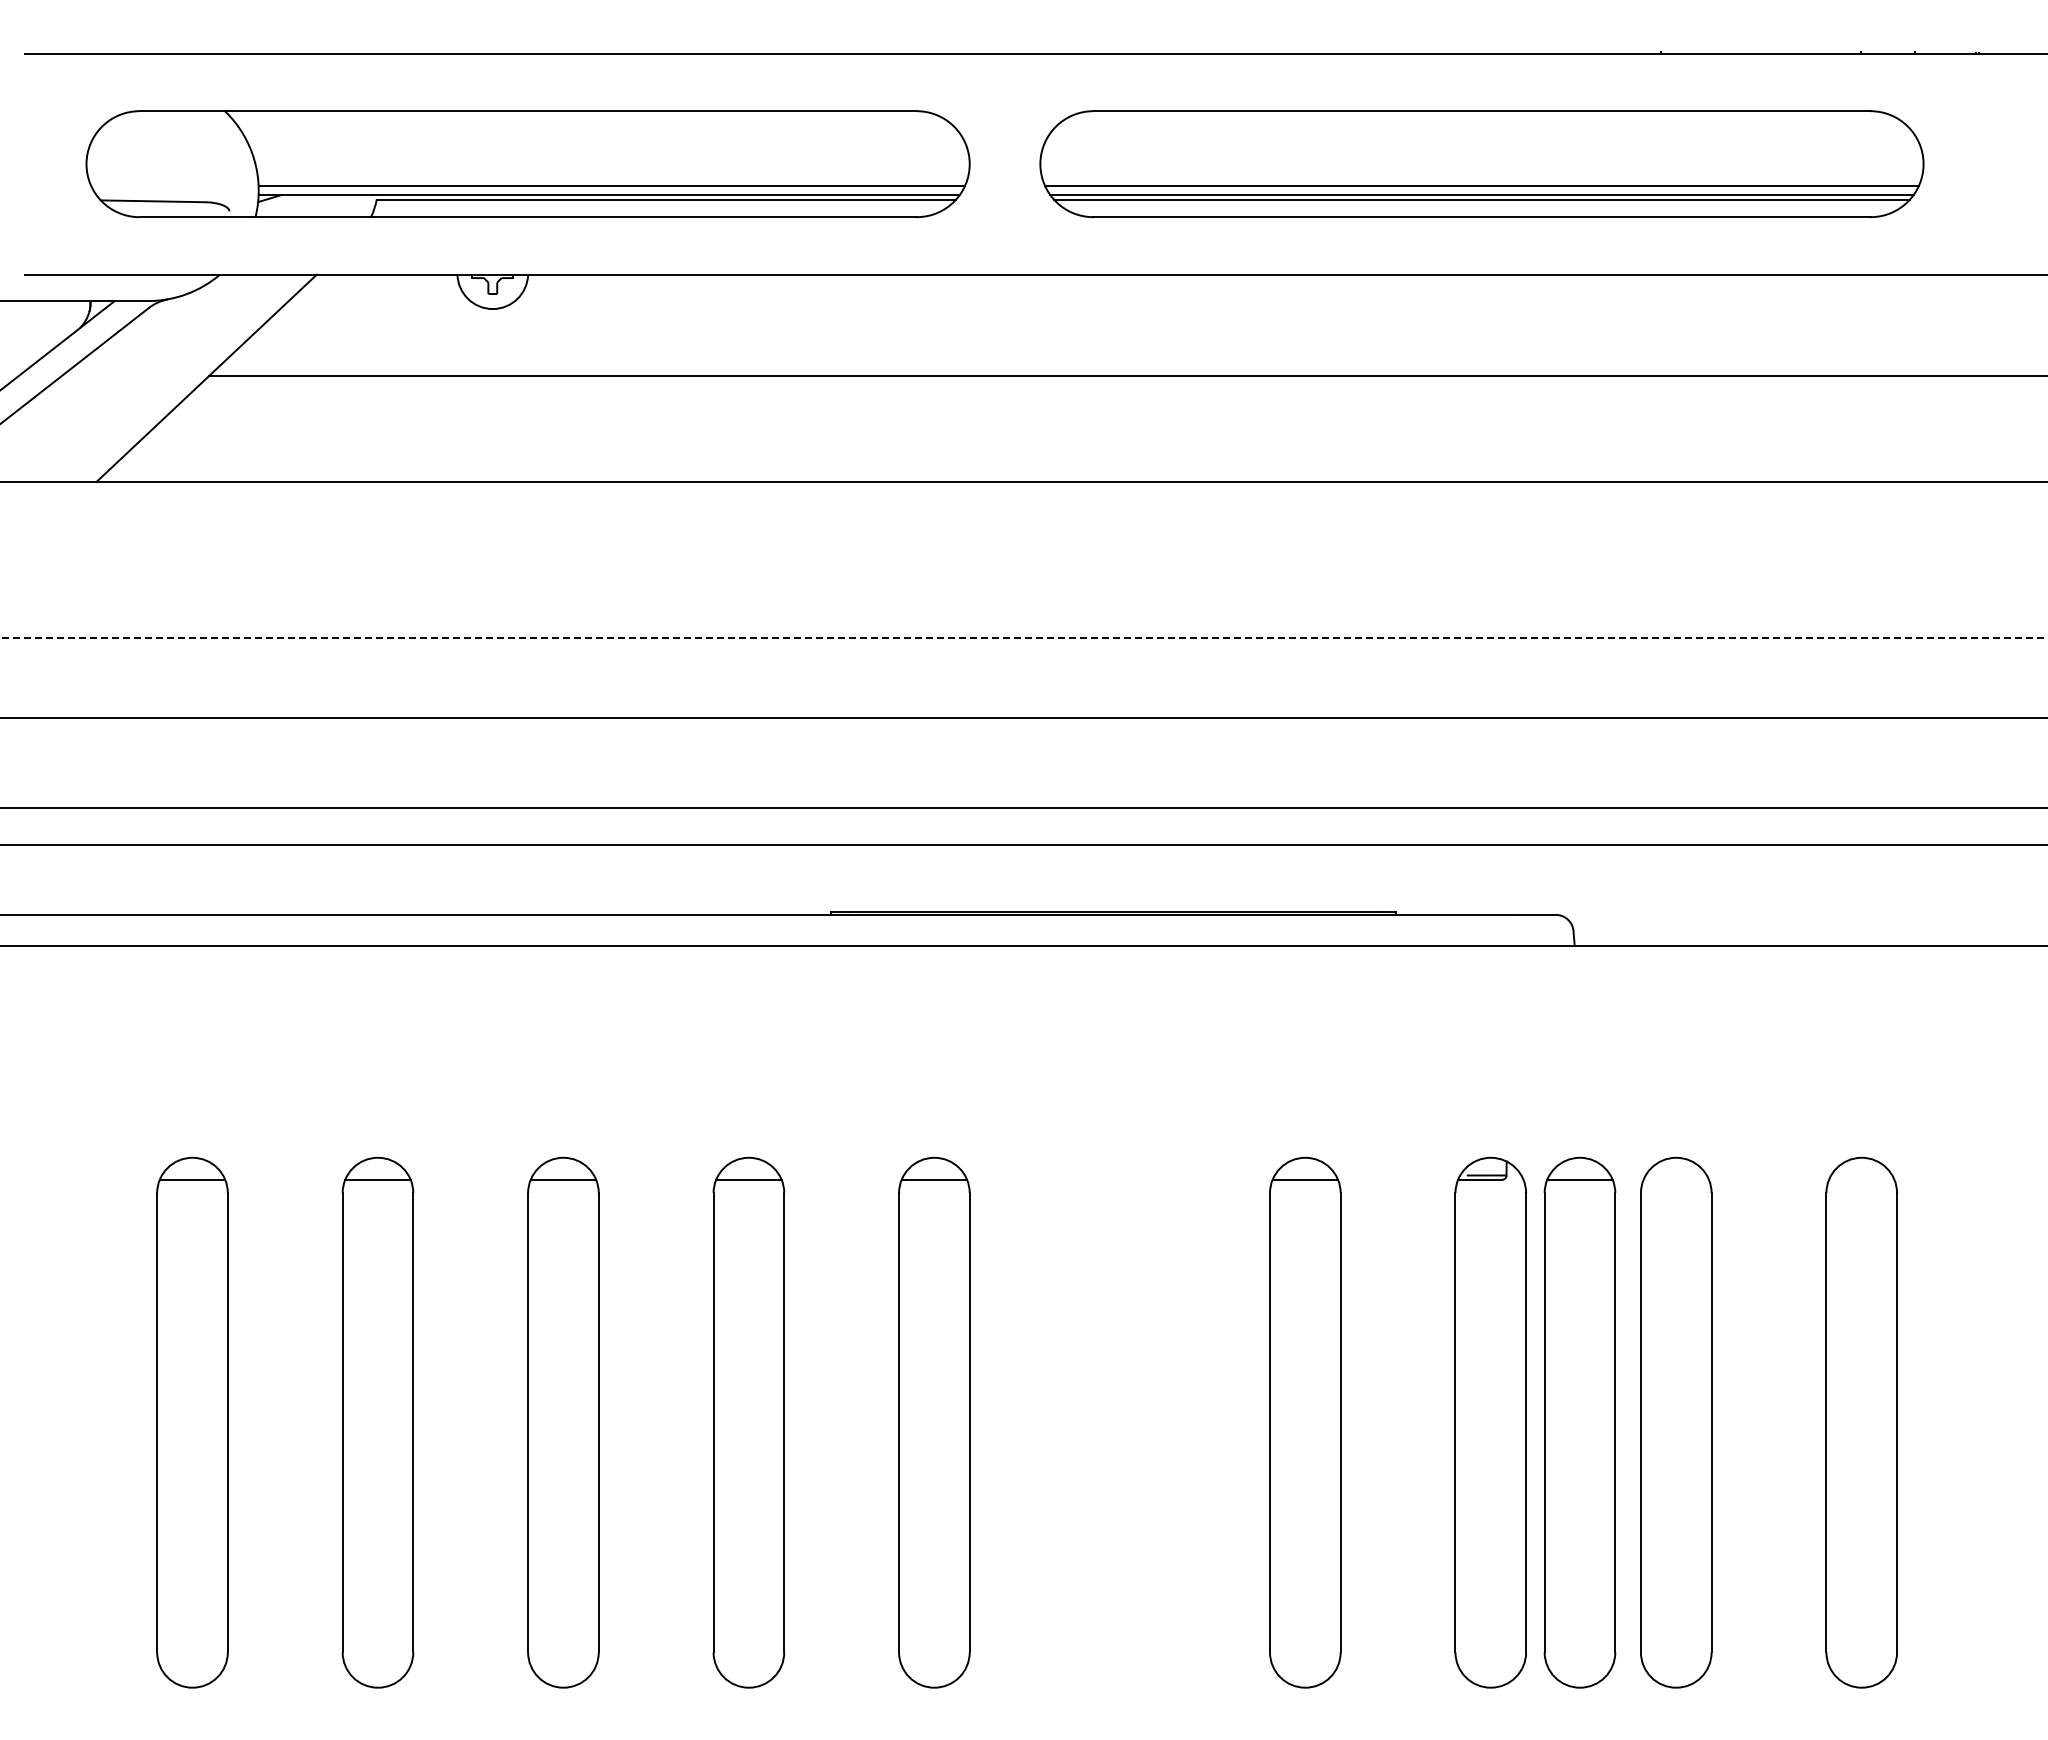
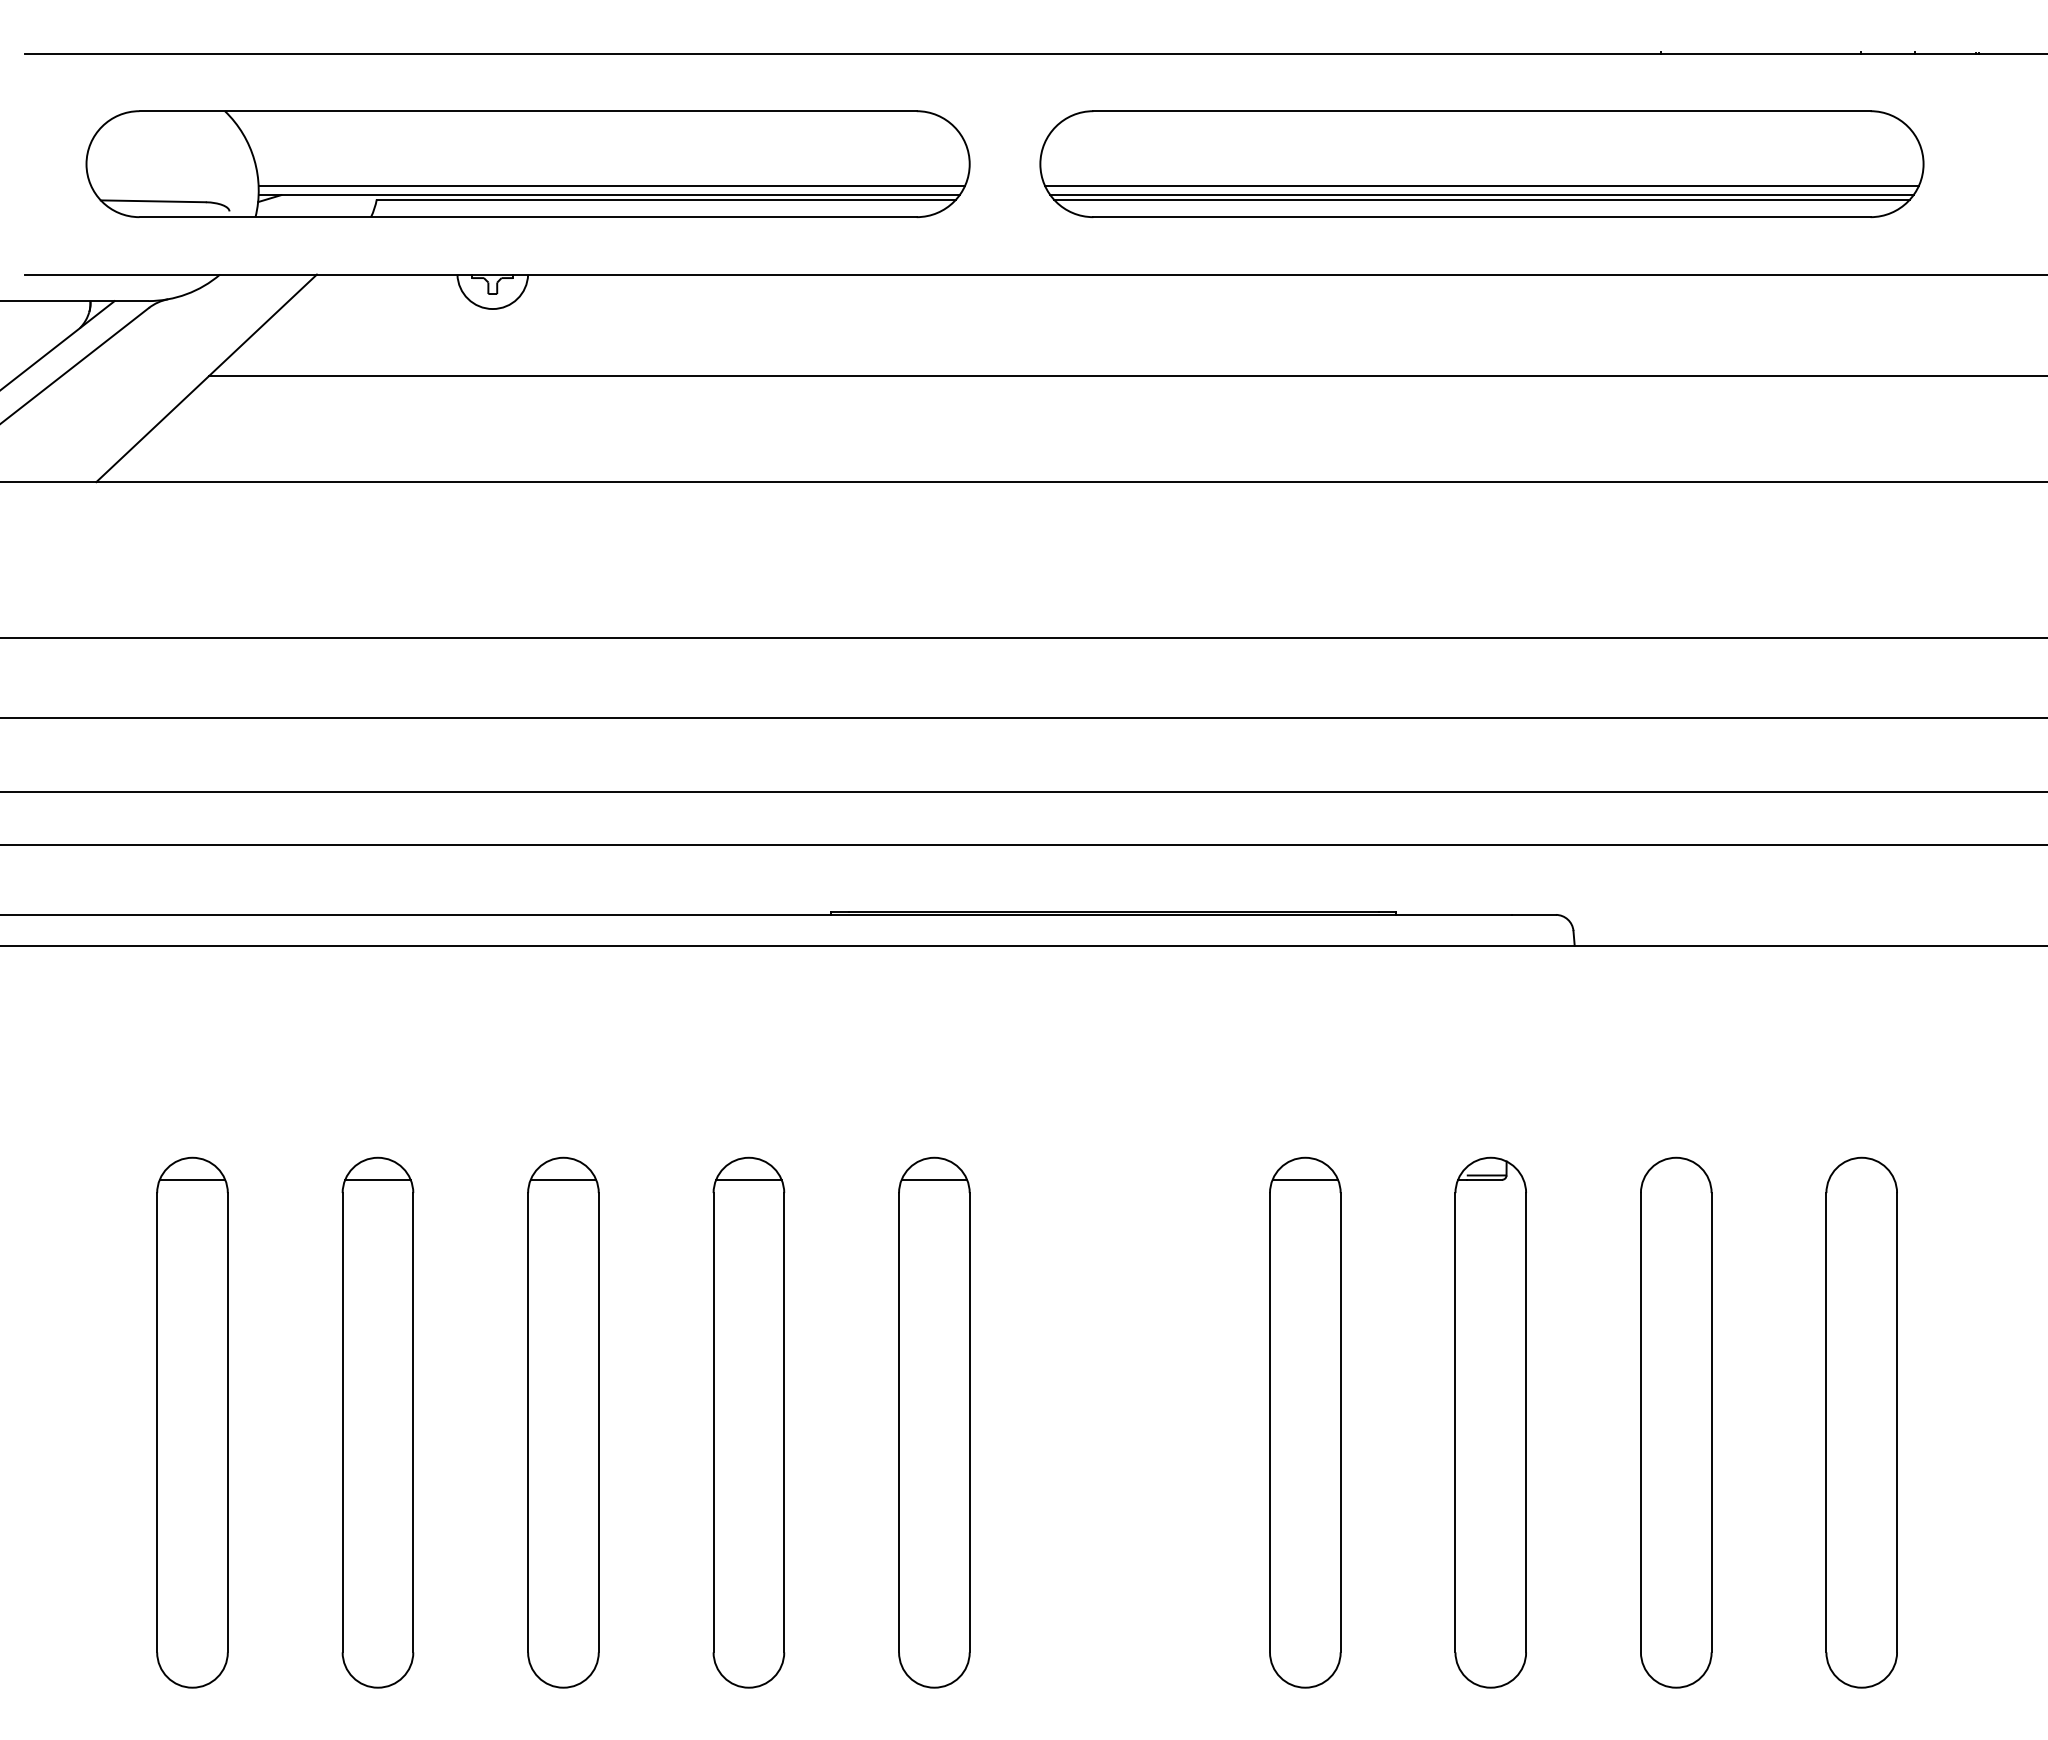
line: dashed -> solid (1024, 638)
line position: (1023, 807) -> (1023, 791) (1023, 791)
part: present -> none (1579, 1422)
